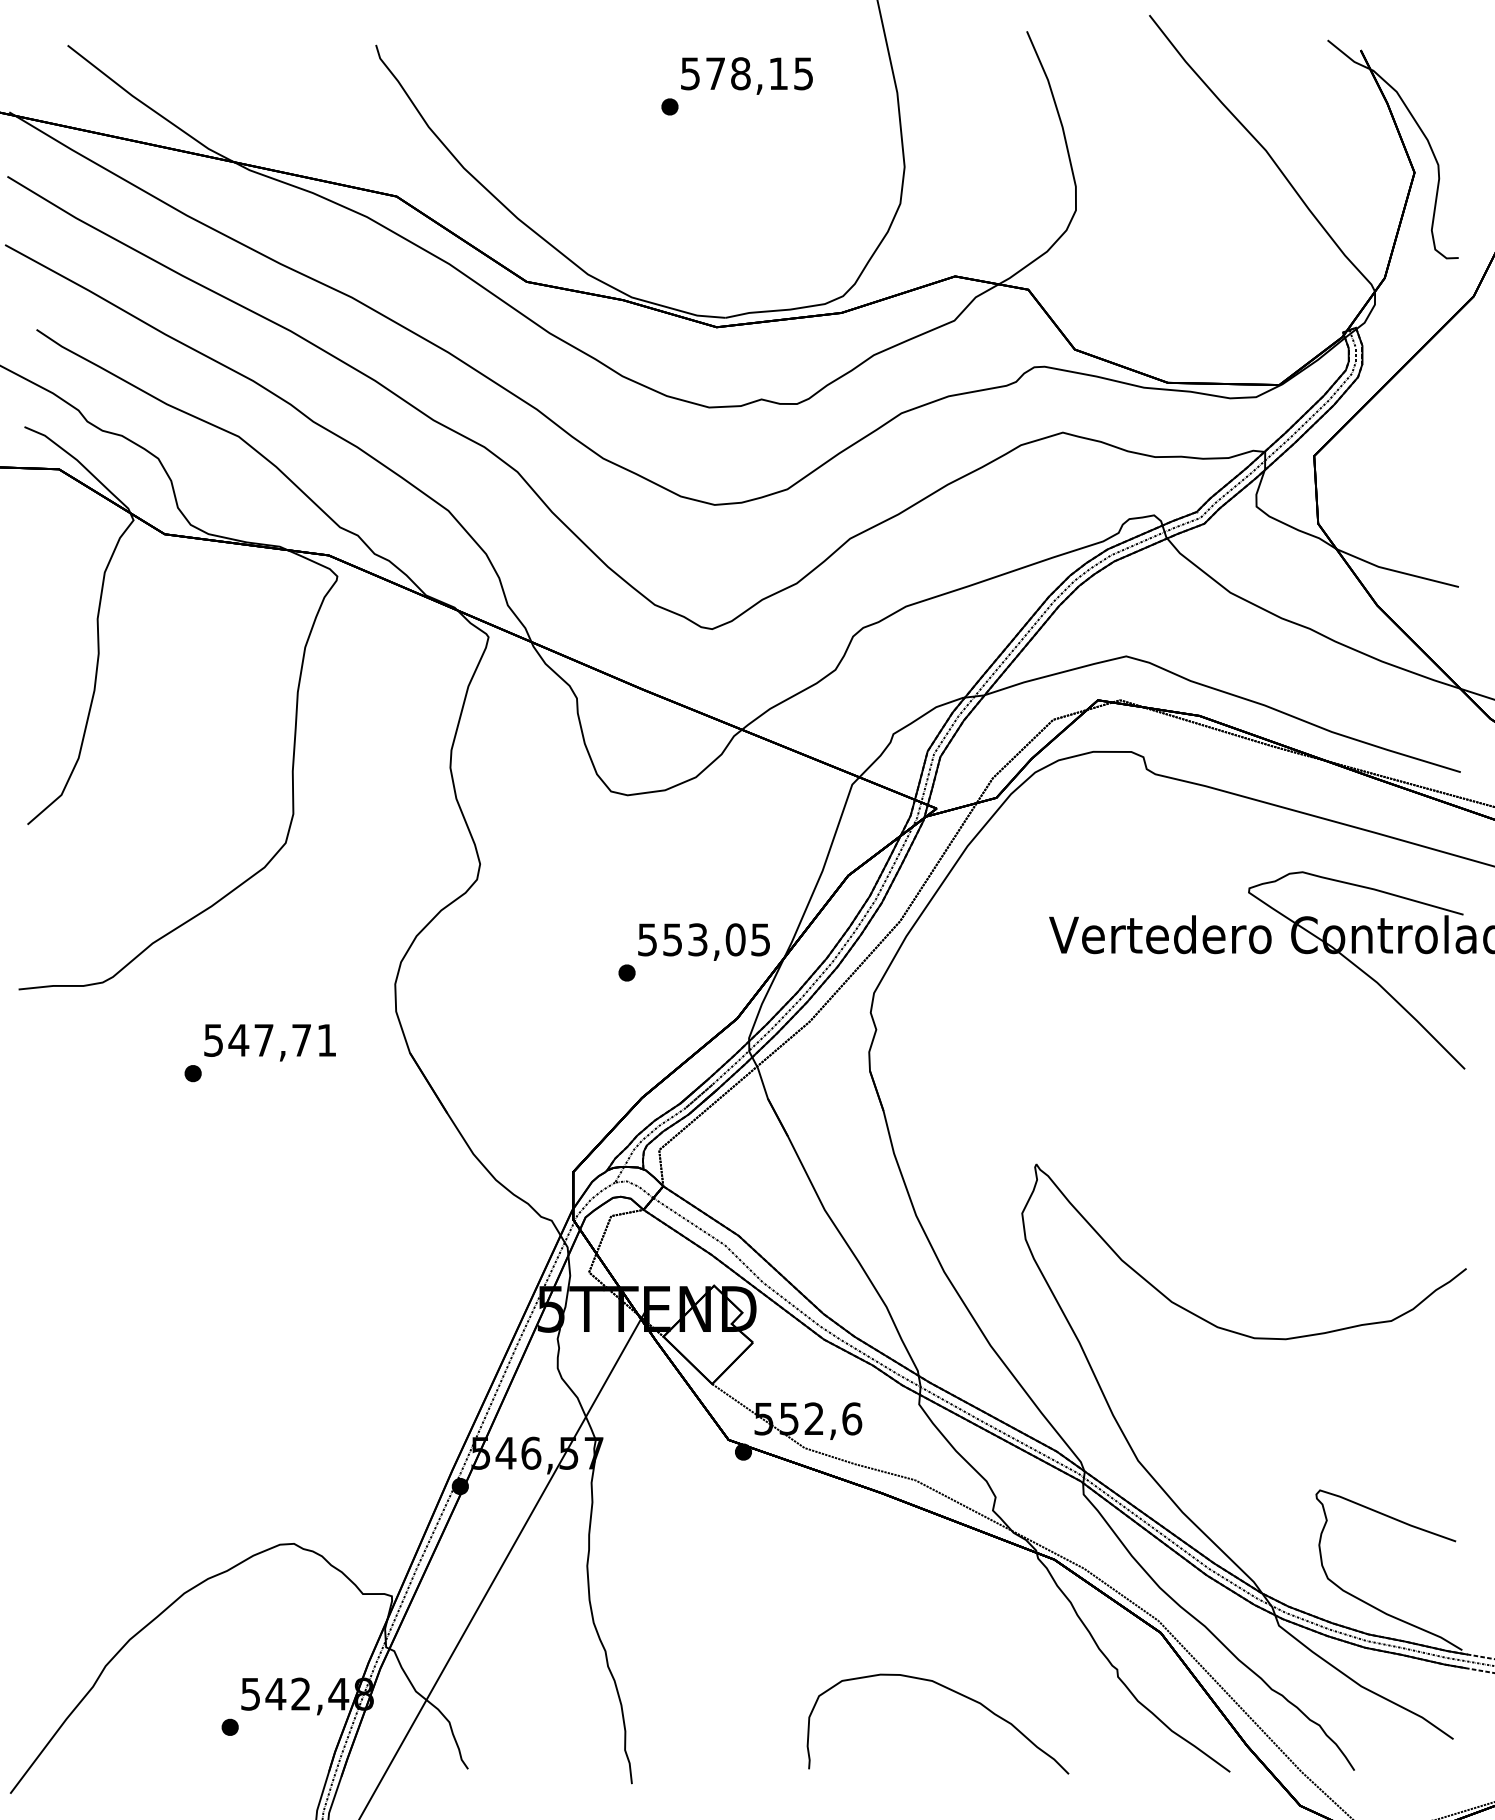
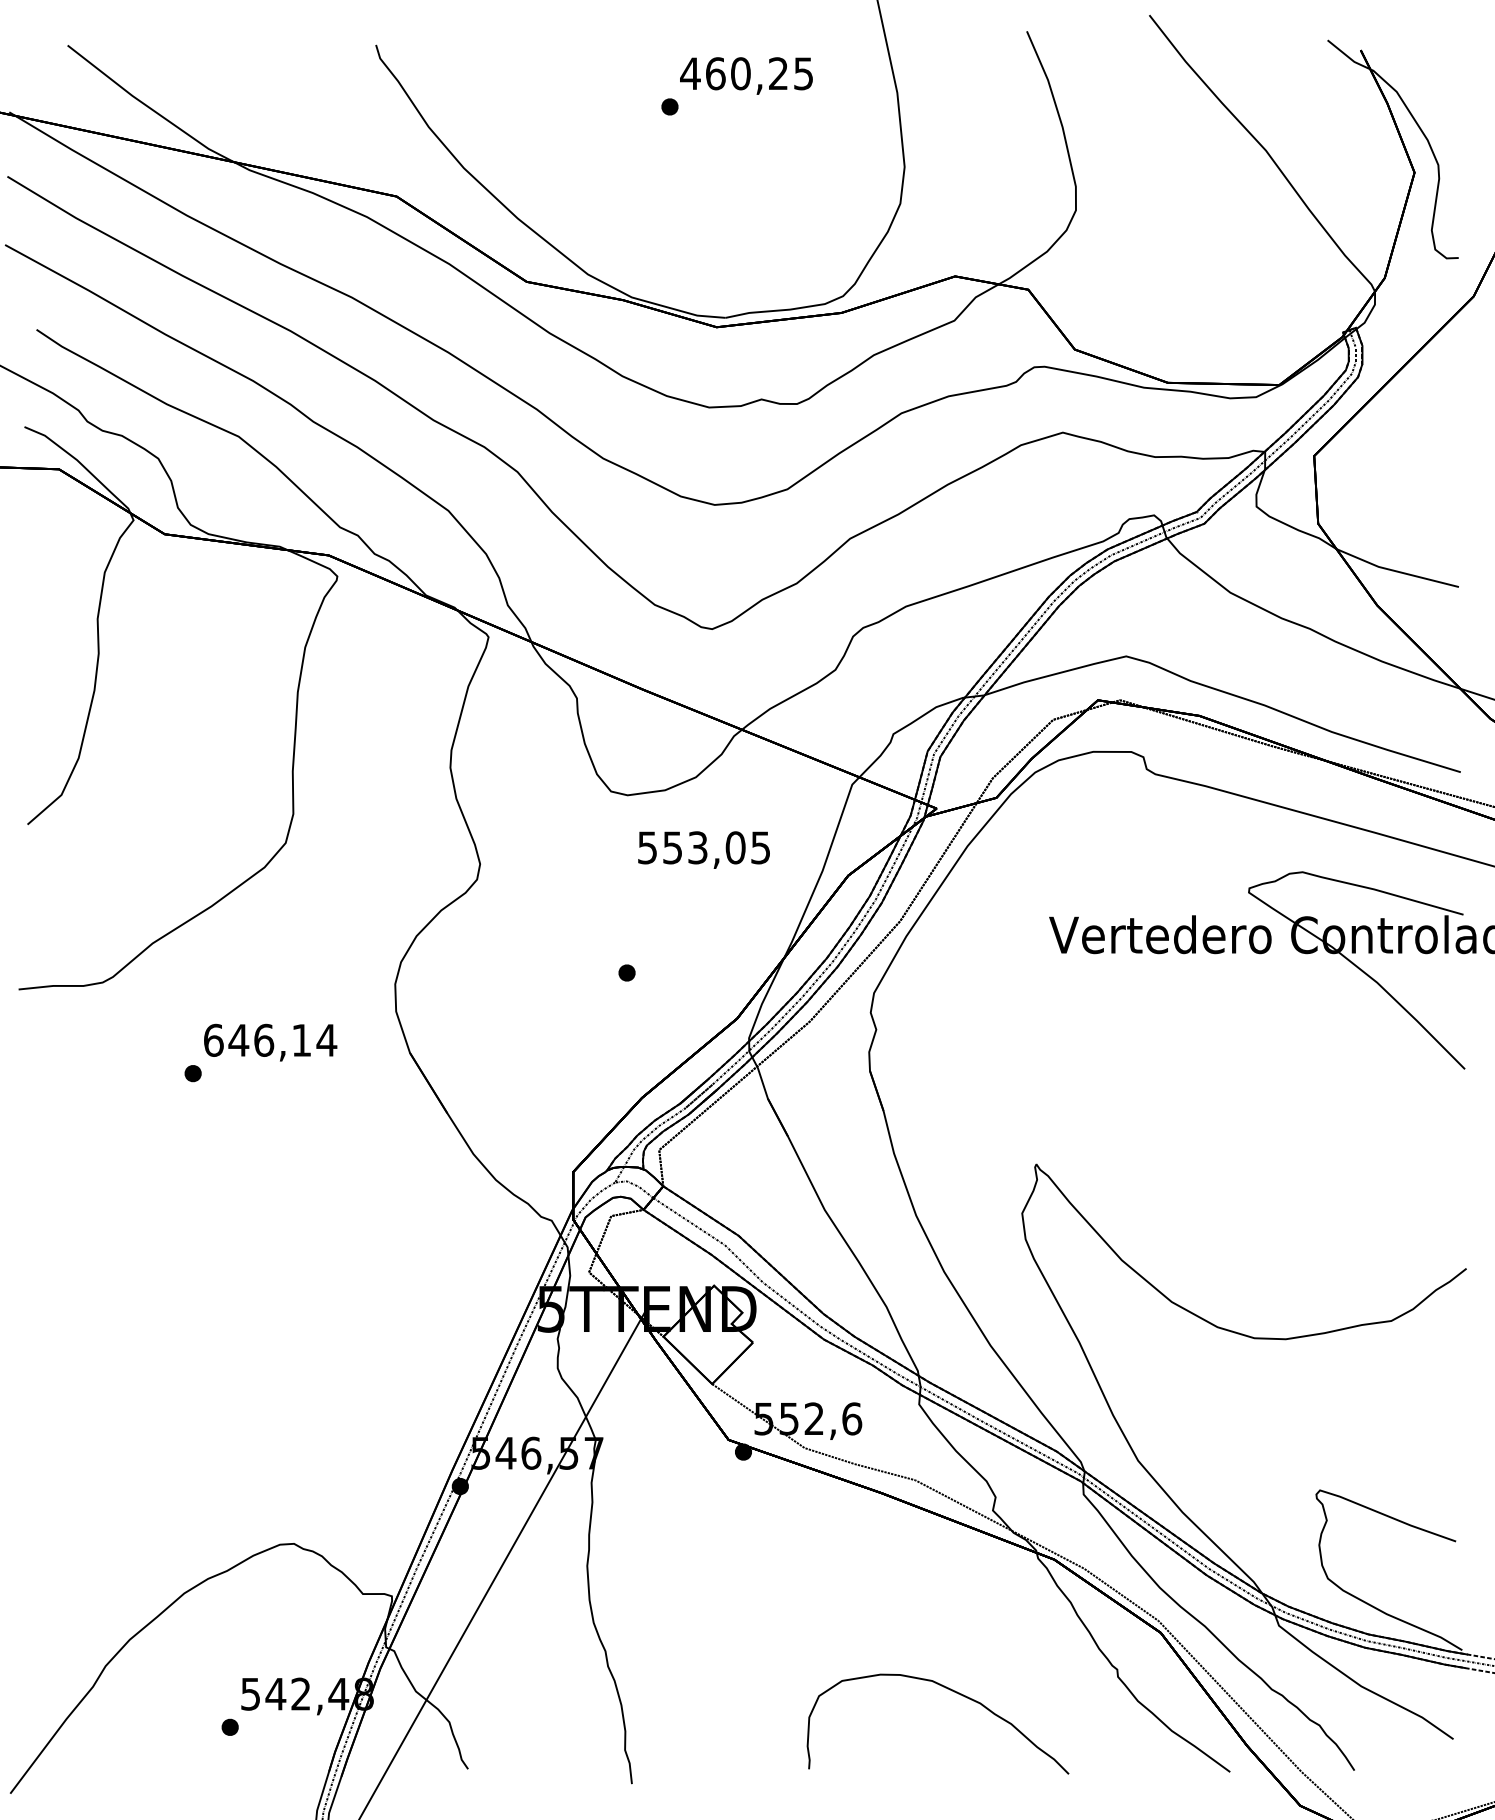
text: 578,15 -> 460,25 (733, 73)
text position: (703, 941) -> (703, 849) (703, 849)
text: 547,71 -> 646,14 (270, 1039)
